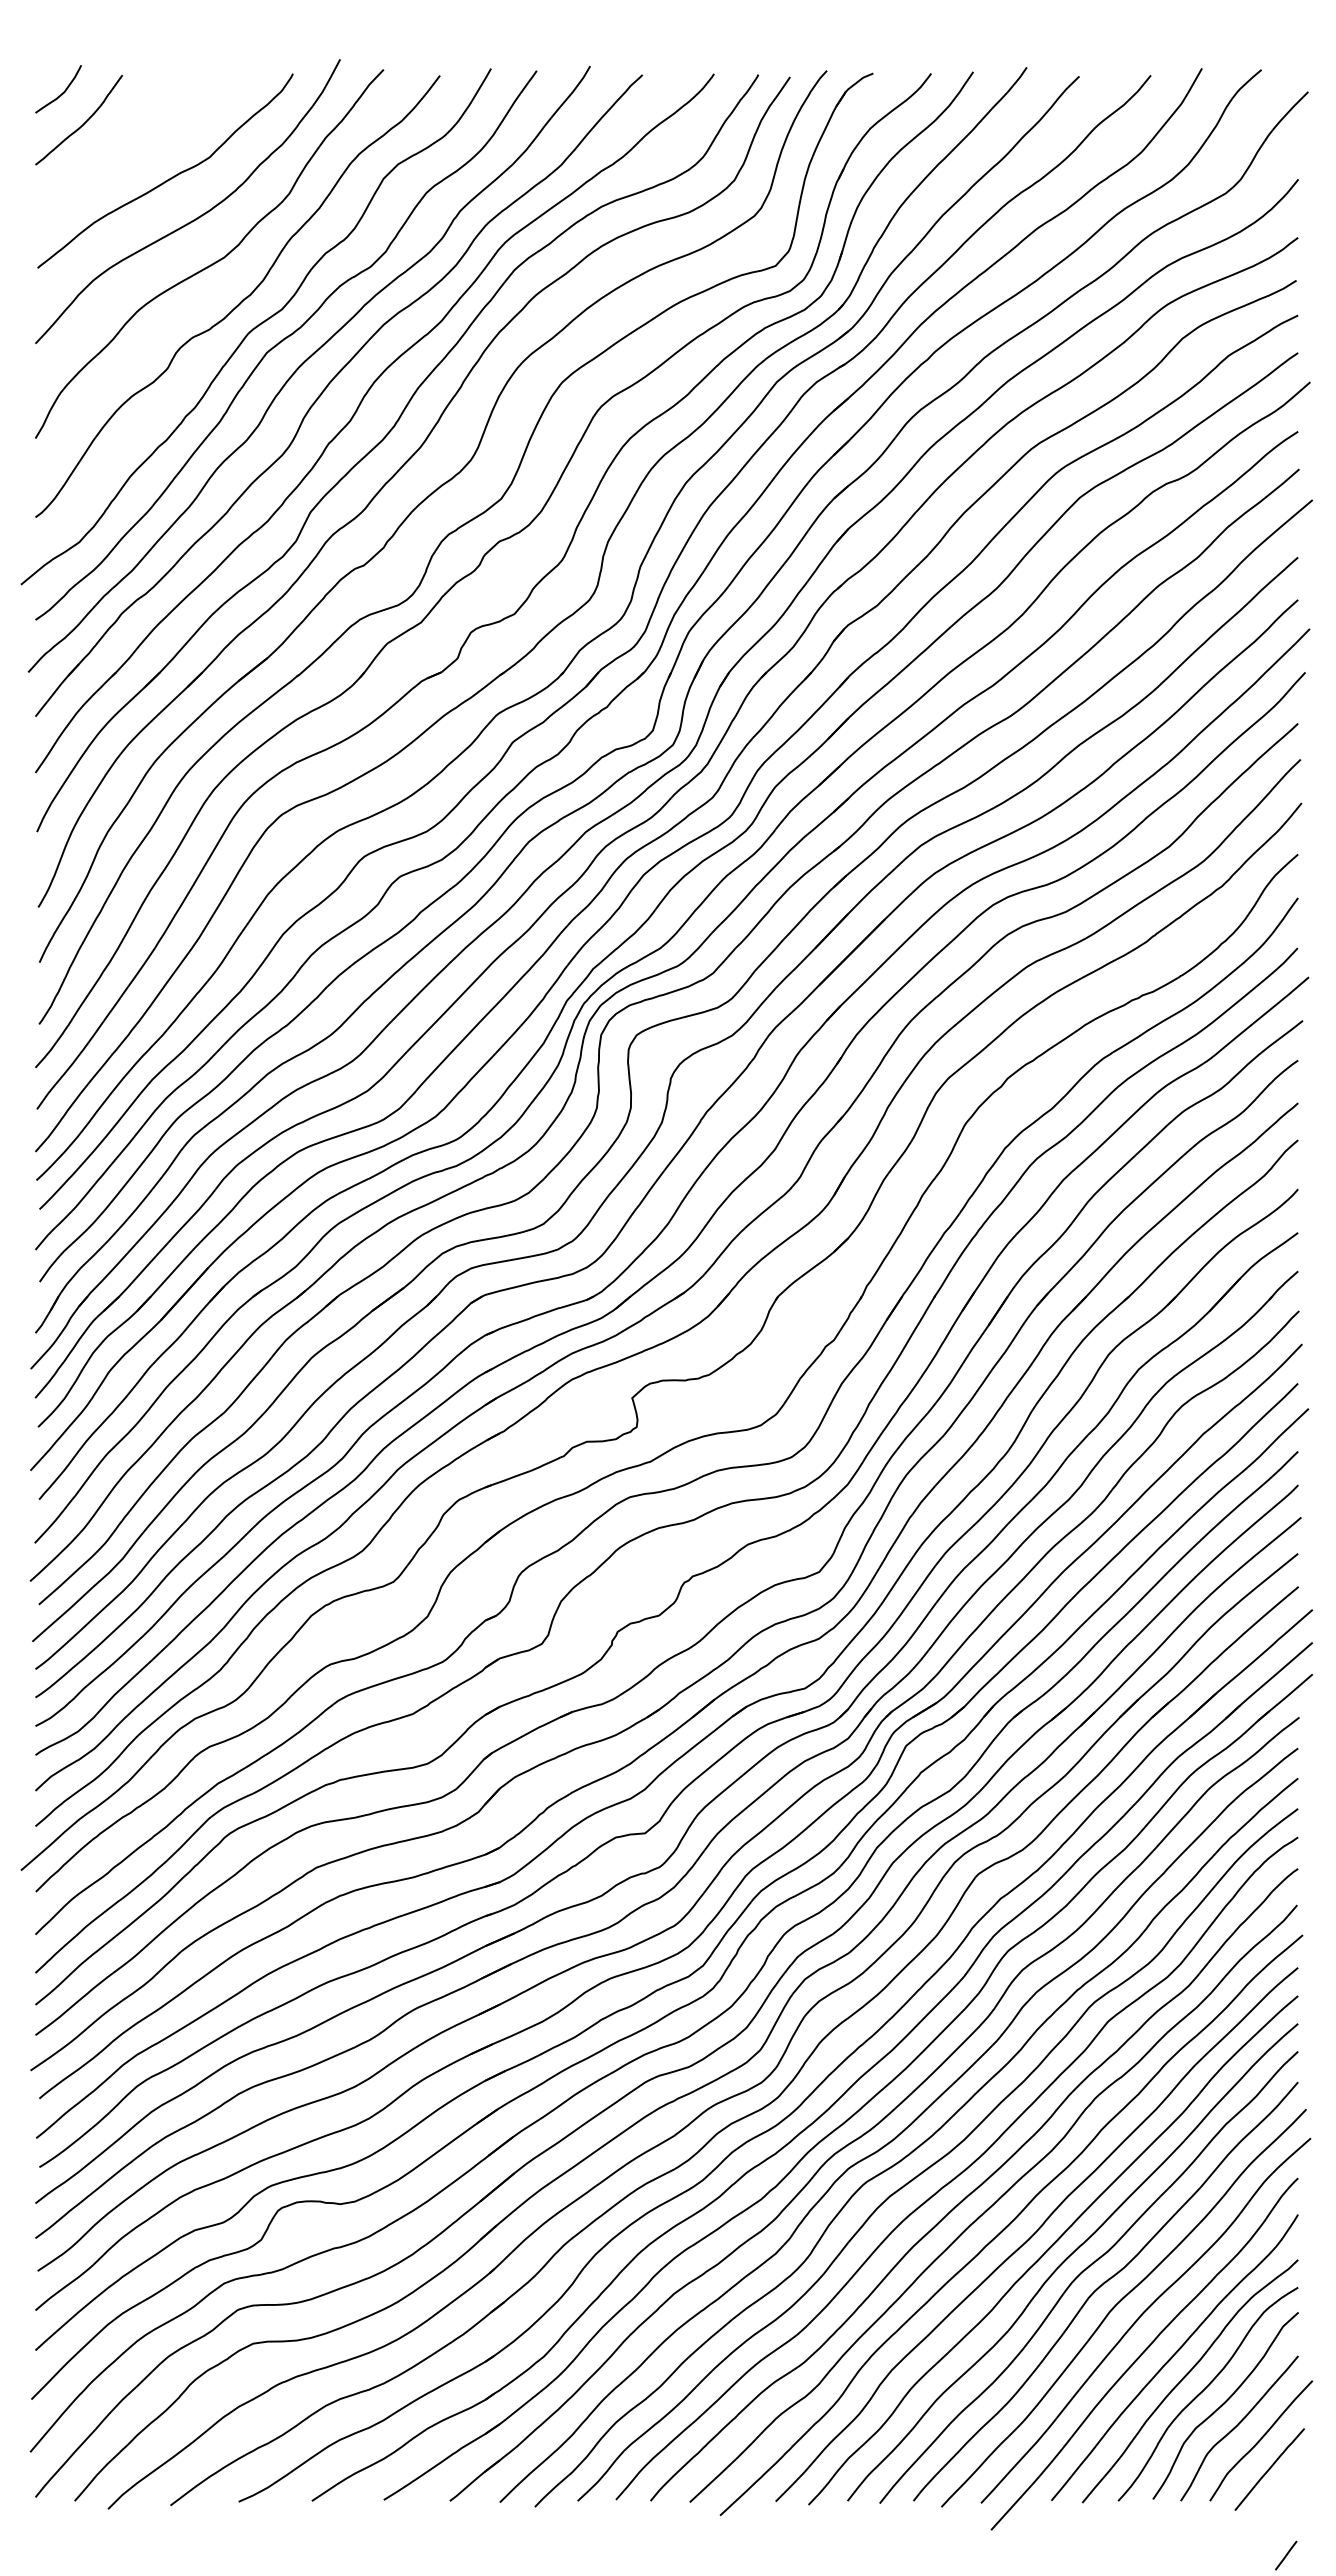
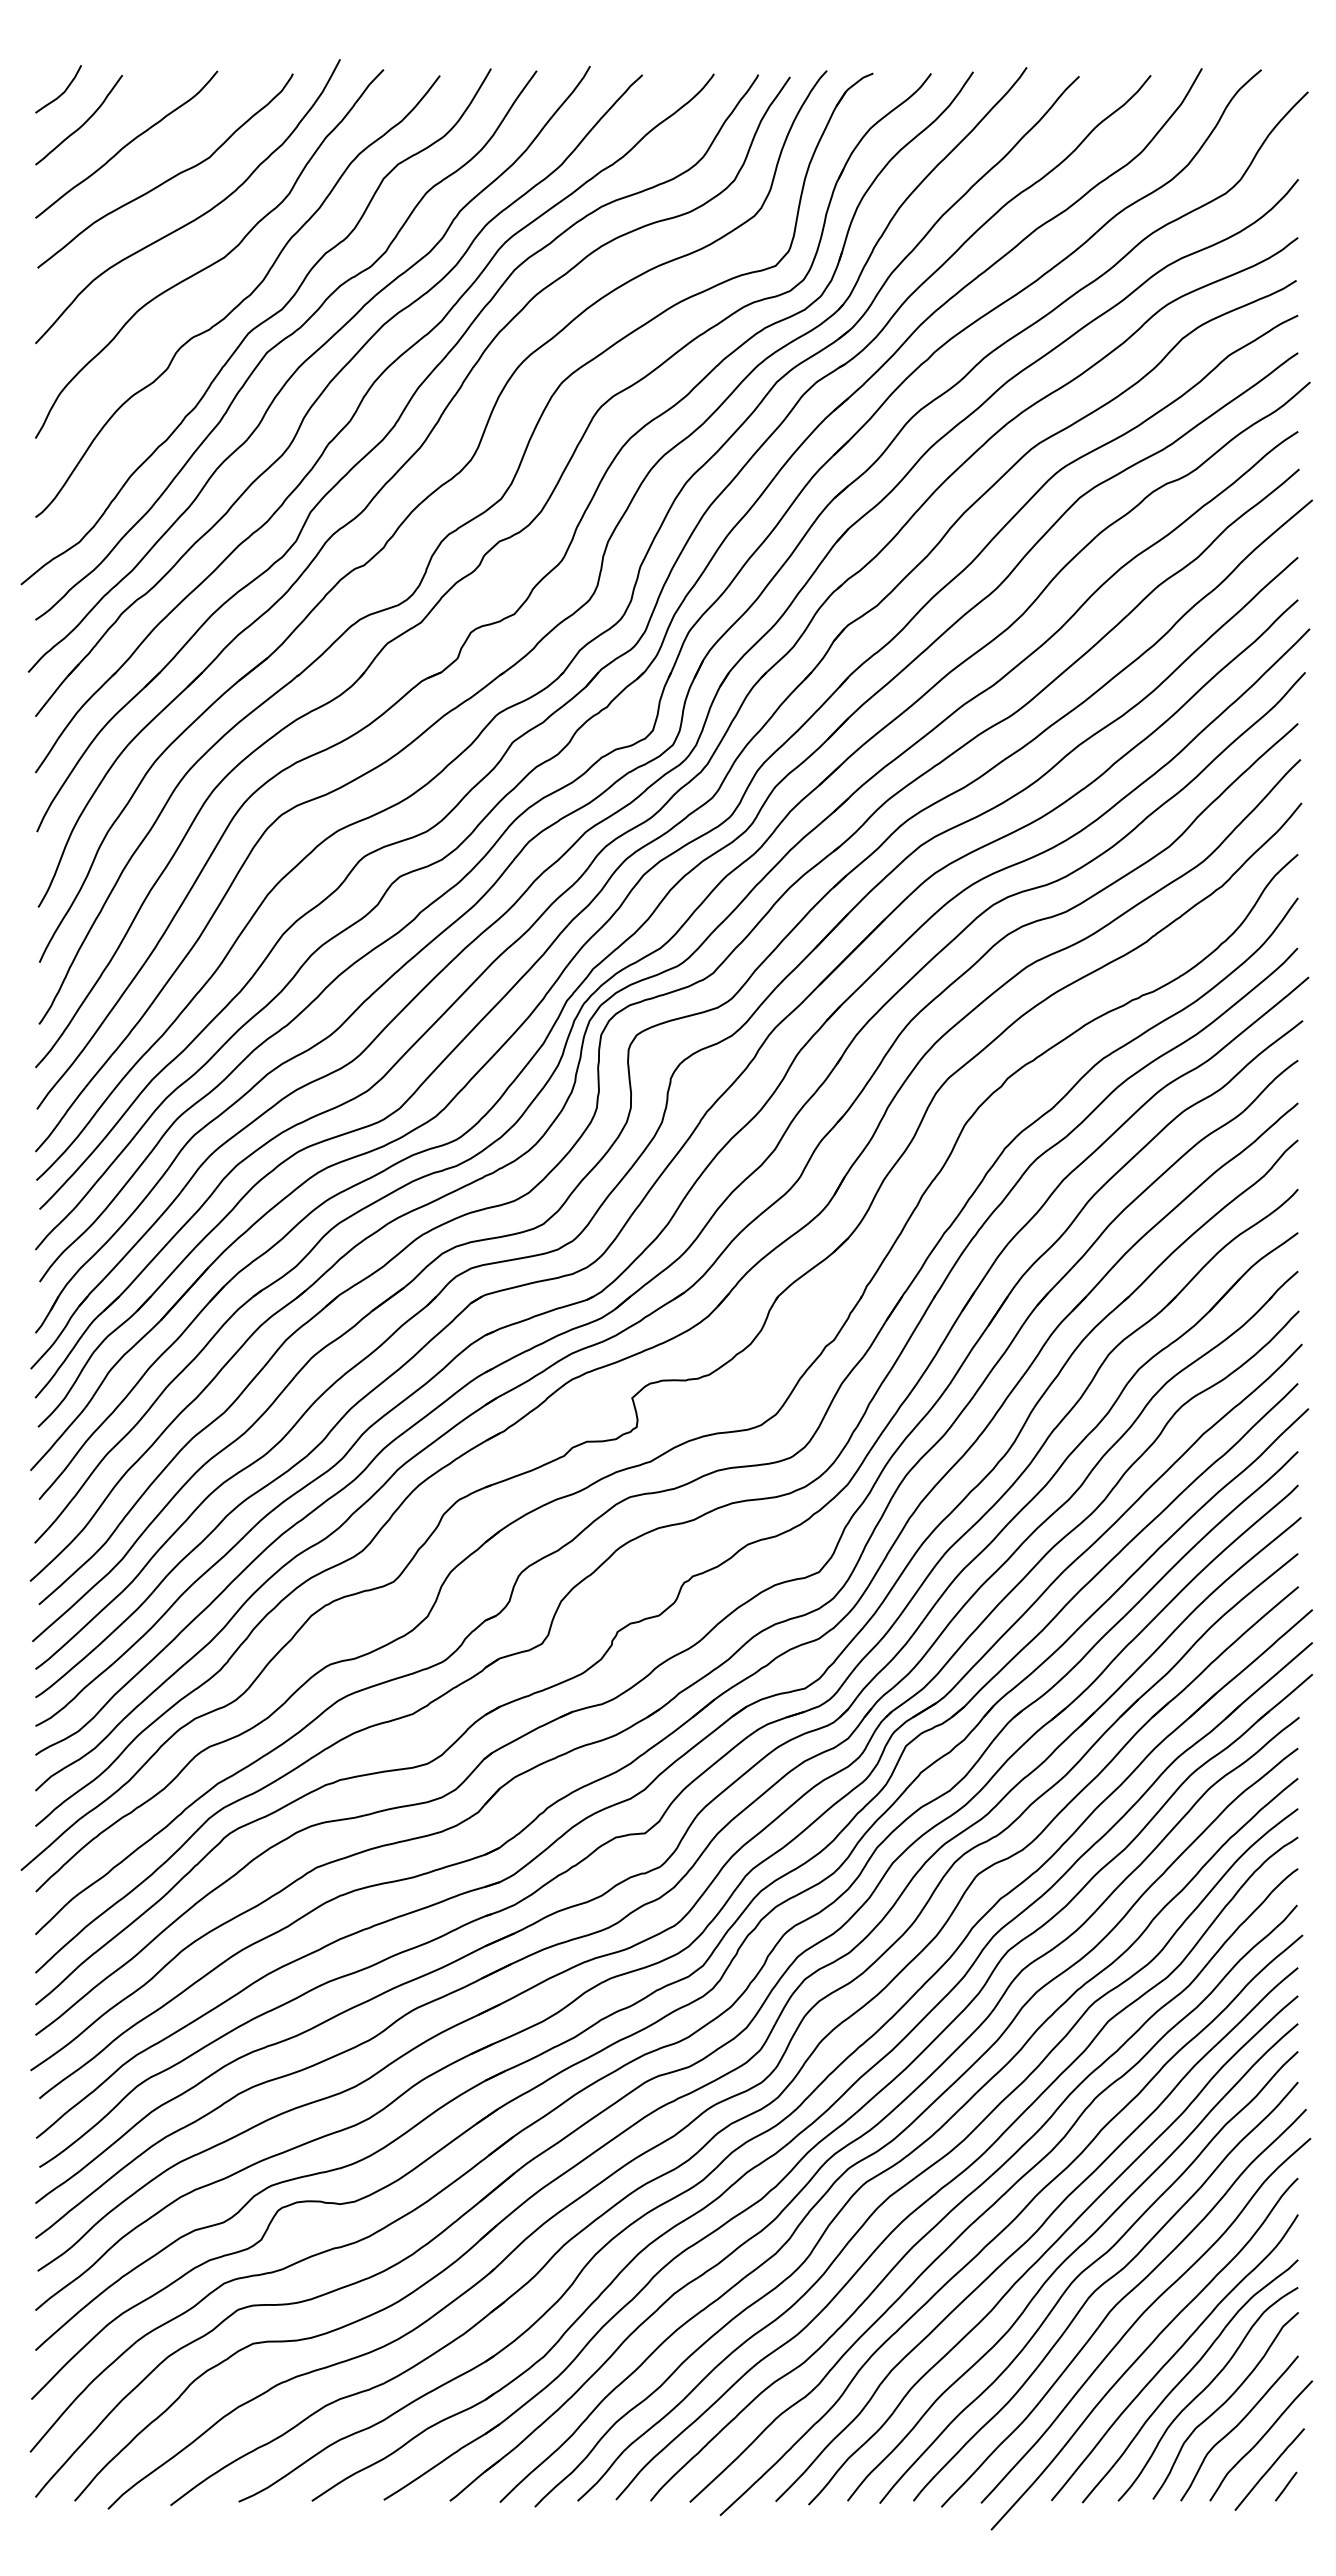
curve: none -> present (126, 144)
line position: (1286, 2555) -> (1286, 2486) (1286, 2486)
